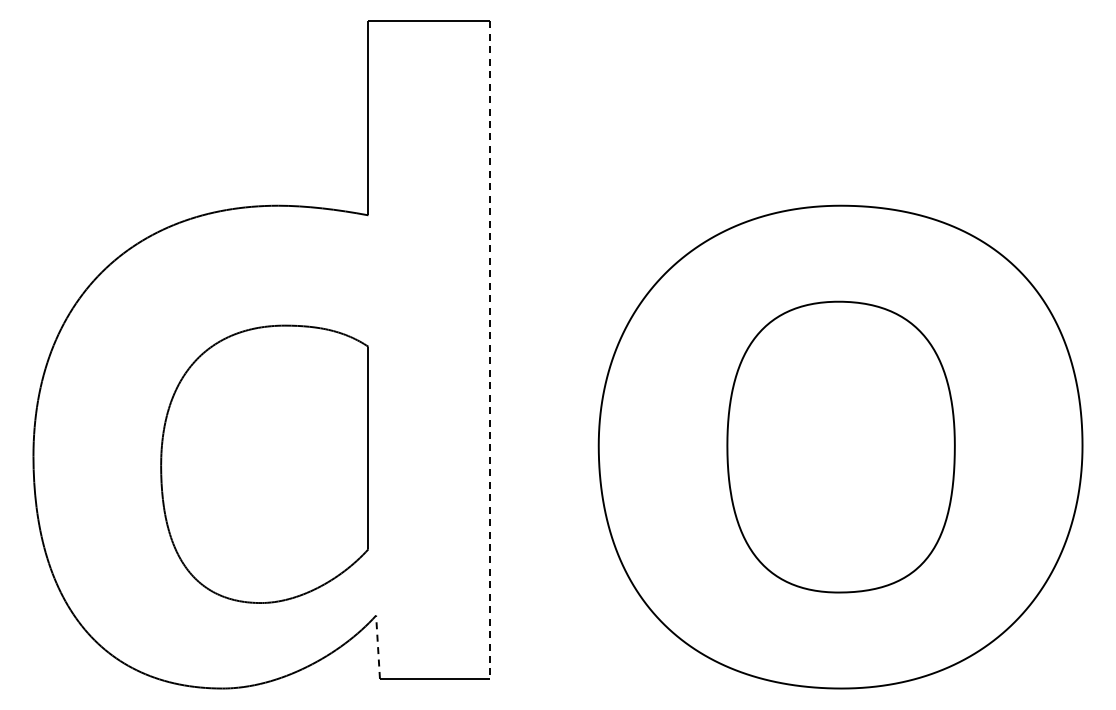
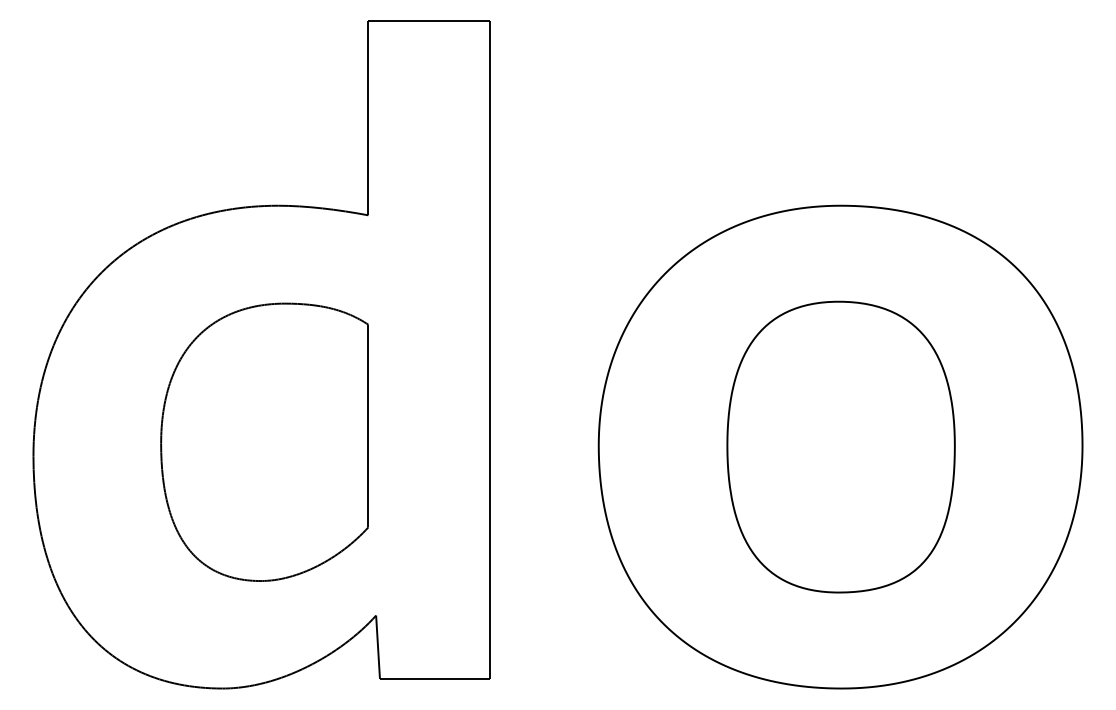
line: dashed -> solid (490, 350)
part position: (264, 463) -> (264, 441) (264, 441)
line: dashed -> solid (378, 647)
